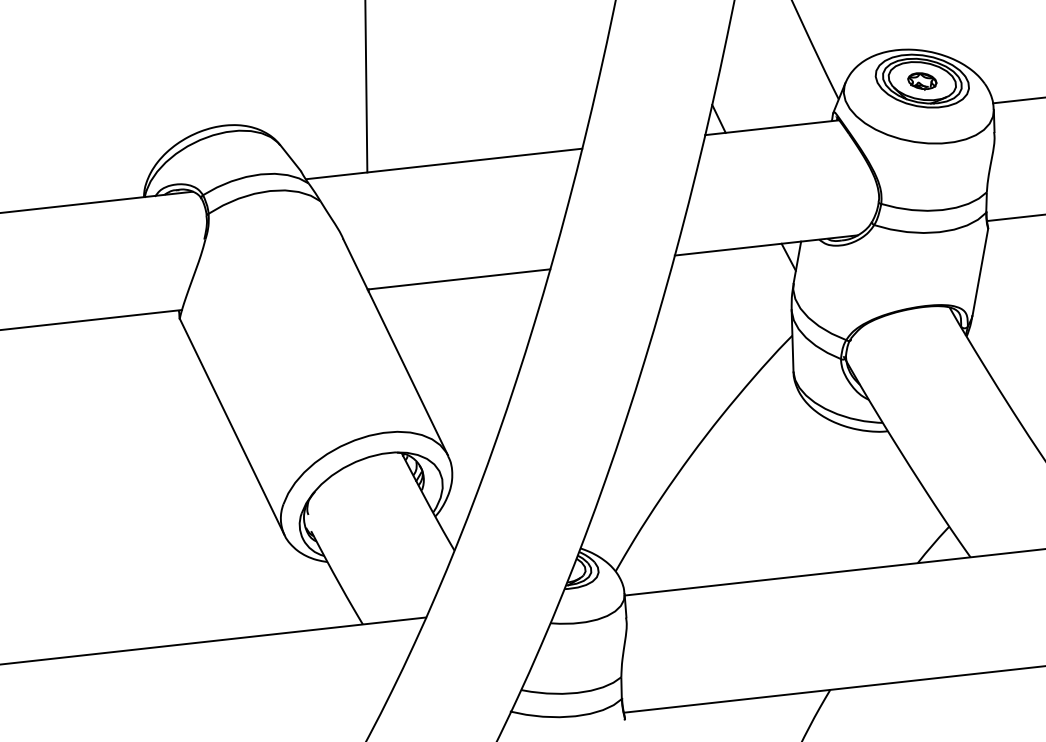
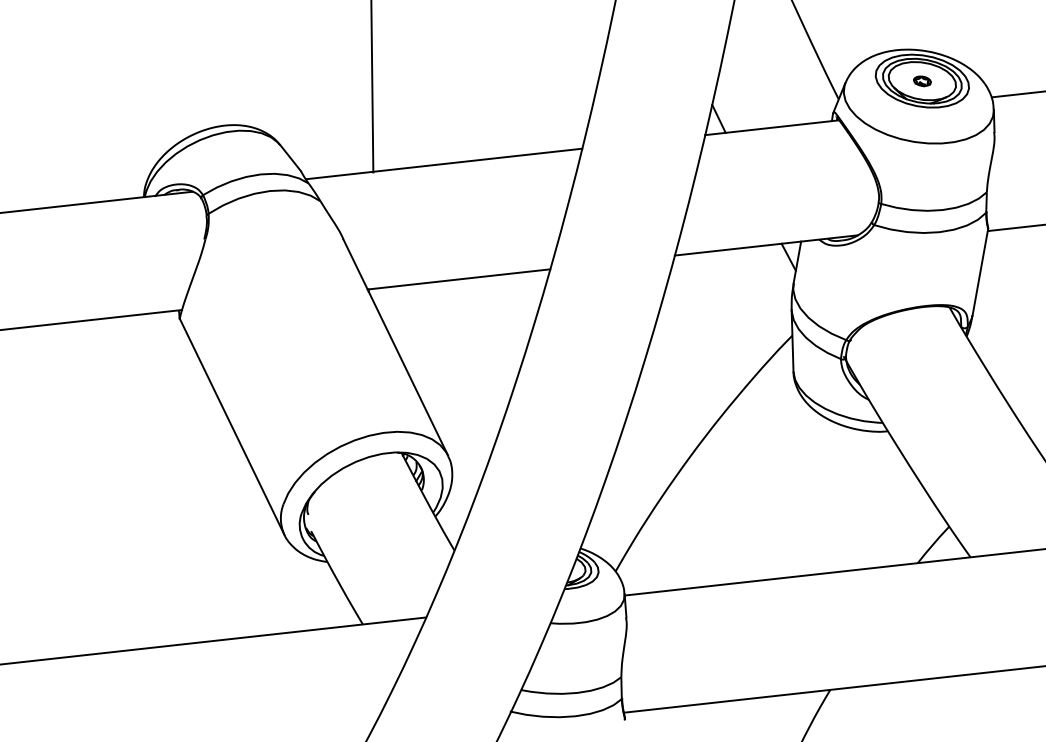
part size: 31x19 px -> 19x13 px (922, 81)
line position: (366, 87) -> (372, 87) (372, 87)
line position: (1017, 100) -> (1017, 94) (1017, 94)
line position: (1014, 217) -> (1015, 228) (1015, 228)
